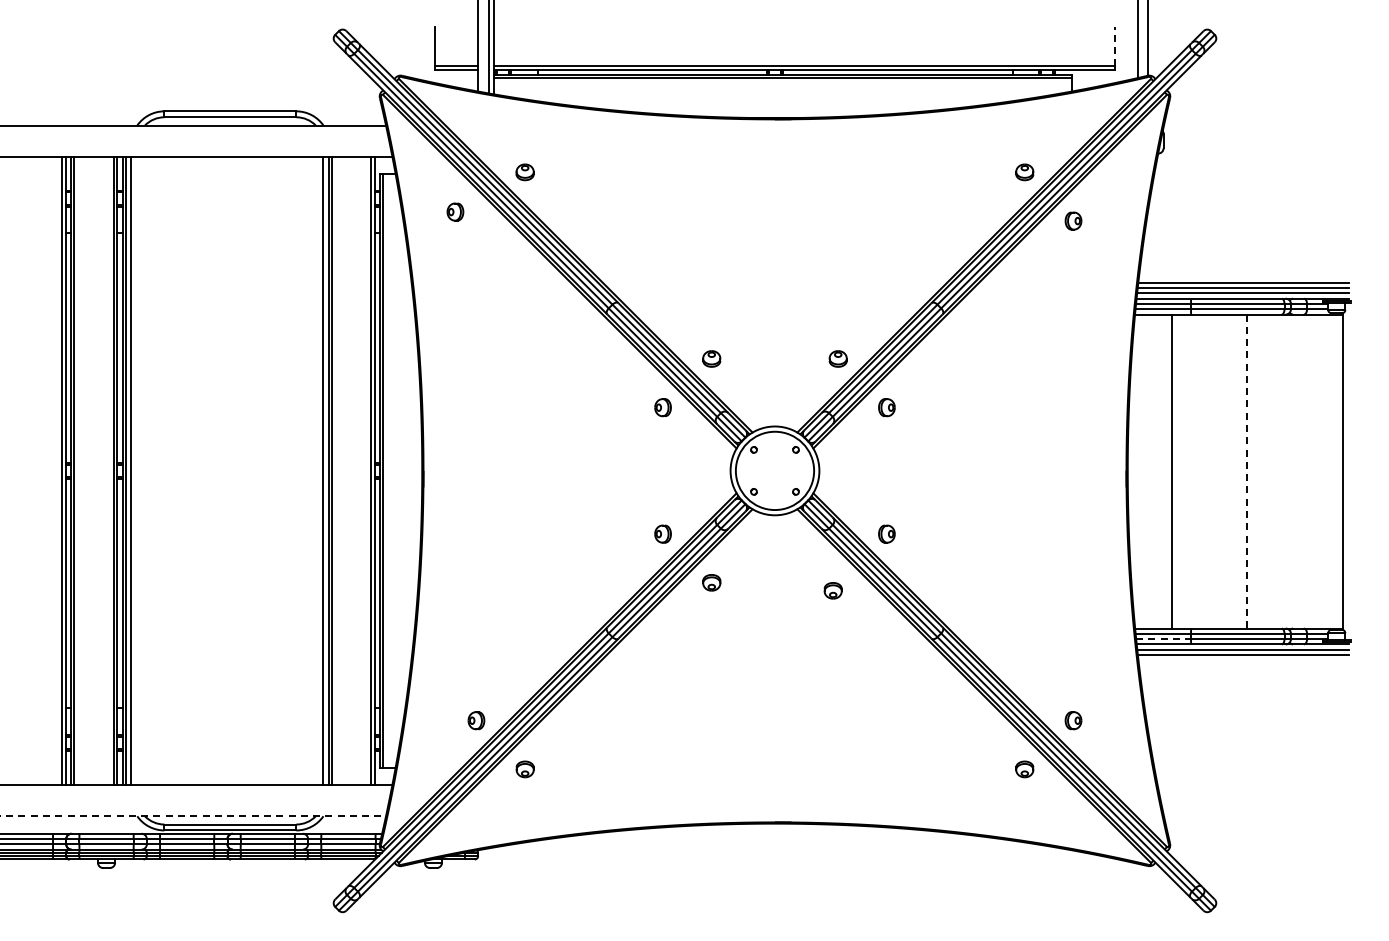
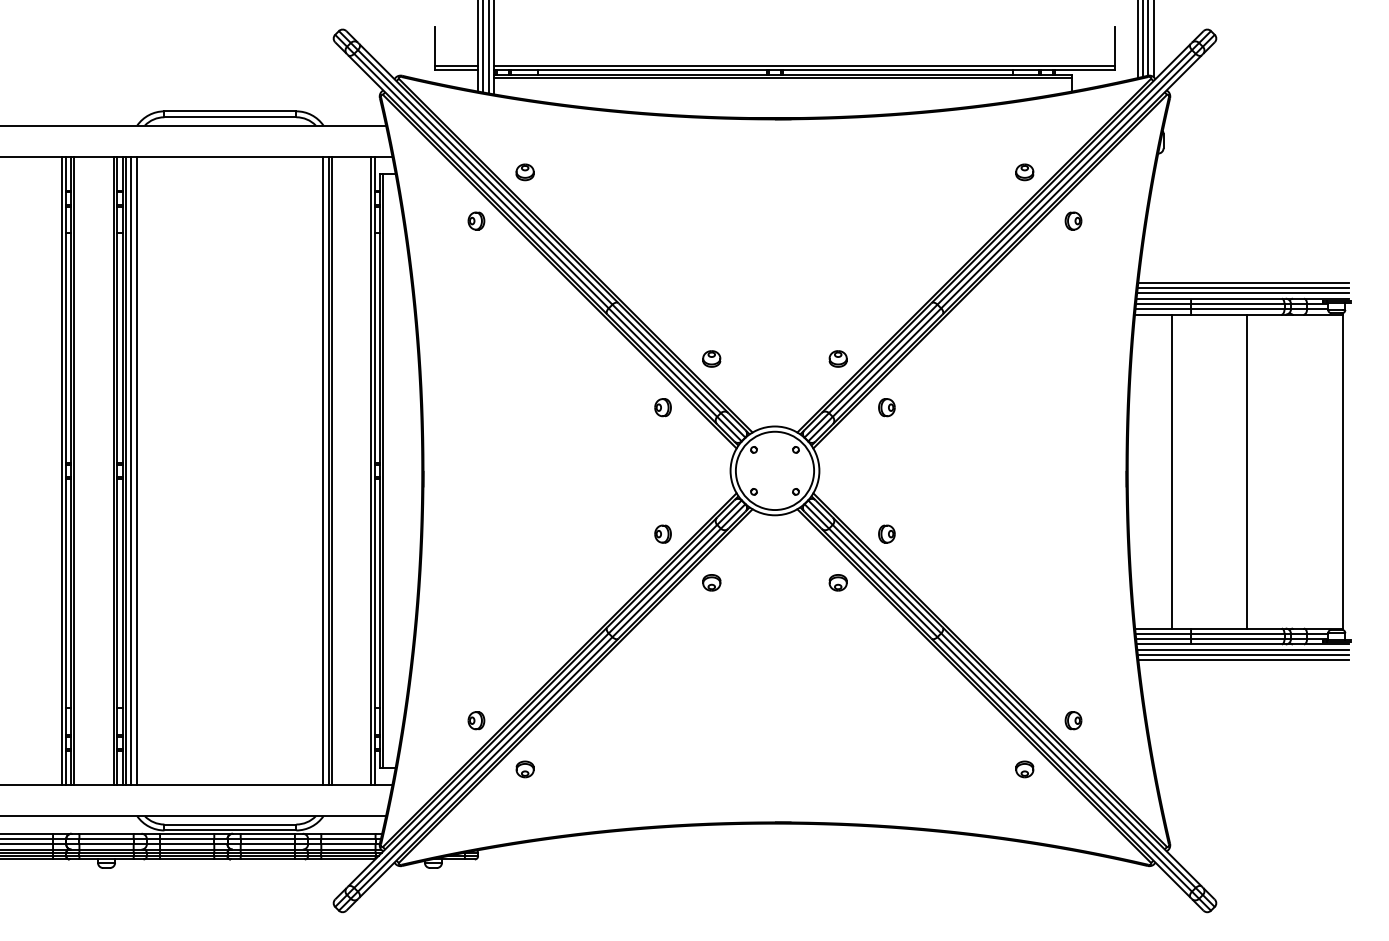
line: none -> present (1143, 39)
line: none -> present (1153, 39)
line: dashed -> solid (1114, 46)
line: none -> present (483, 47)
part position: (455, 211) -> (476, 220) (476, 220)
line: none -> present (137, 470)
line: dashed -> solid (1246, 472)
part position: (832, 590) -> (837, 582) (837, 582)
line: dashed -> solid (1164, 639)
line: none -> present (1243, 660)
line: dashed -> solid (193, 816)
